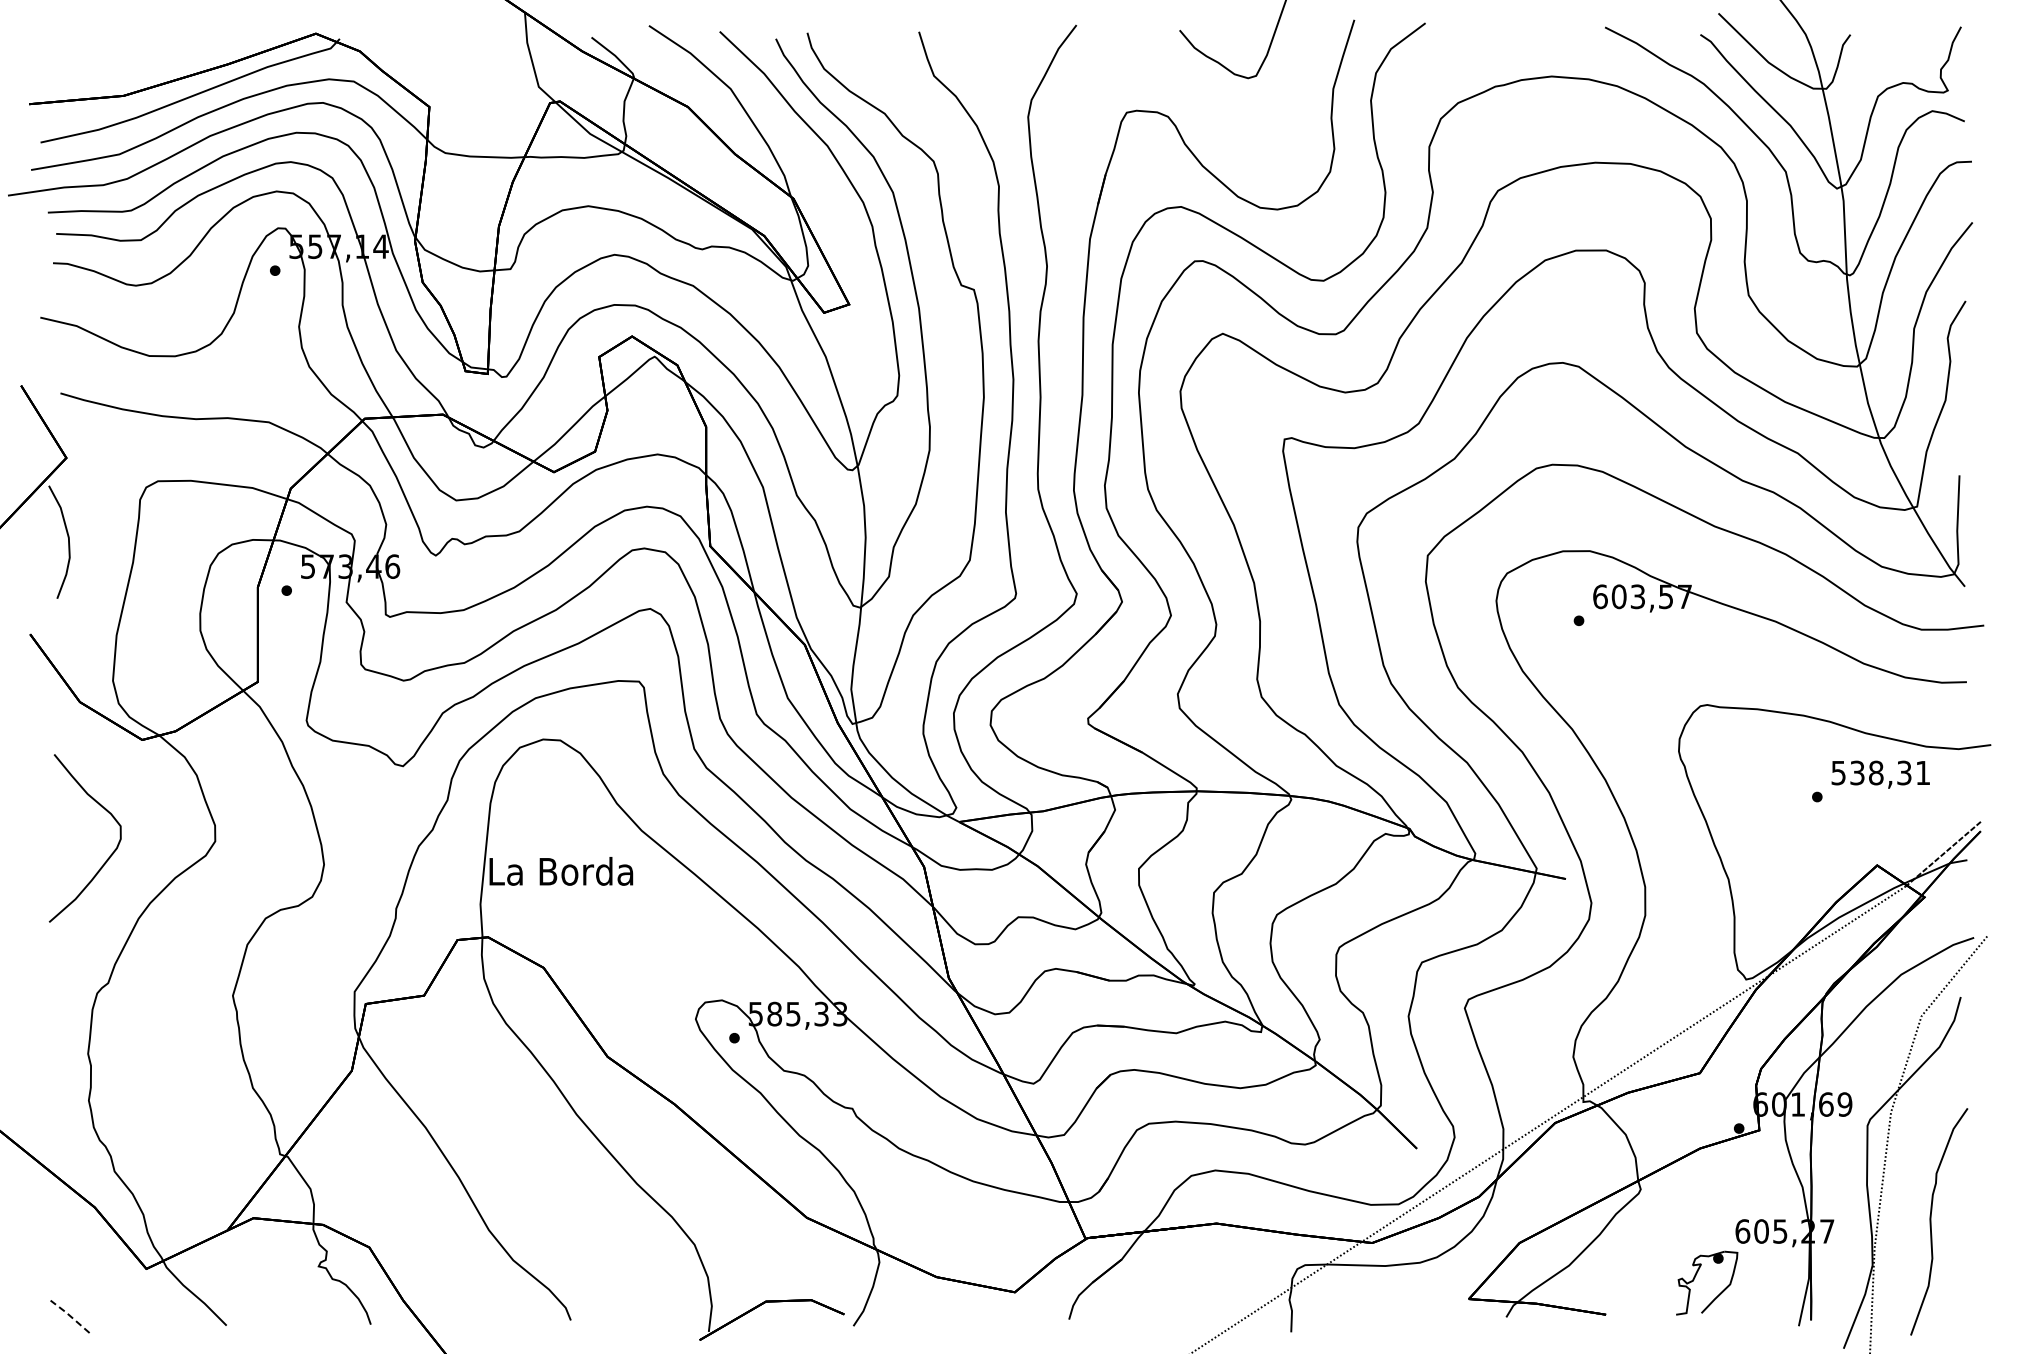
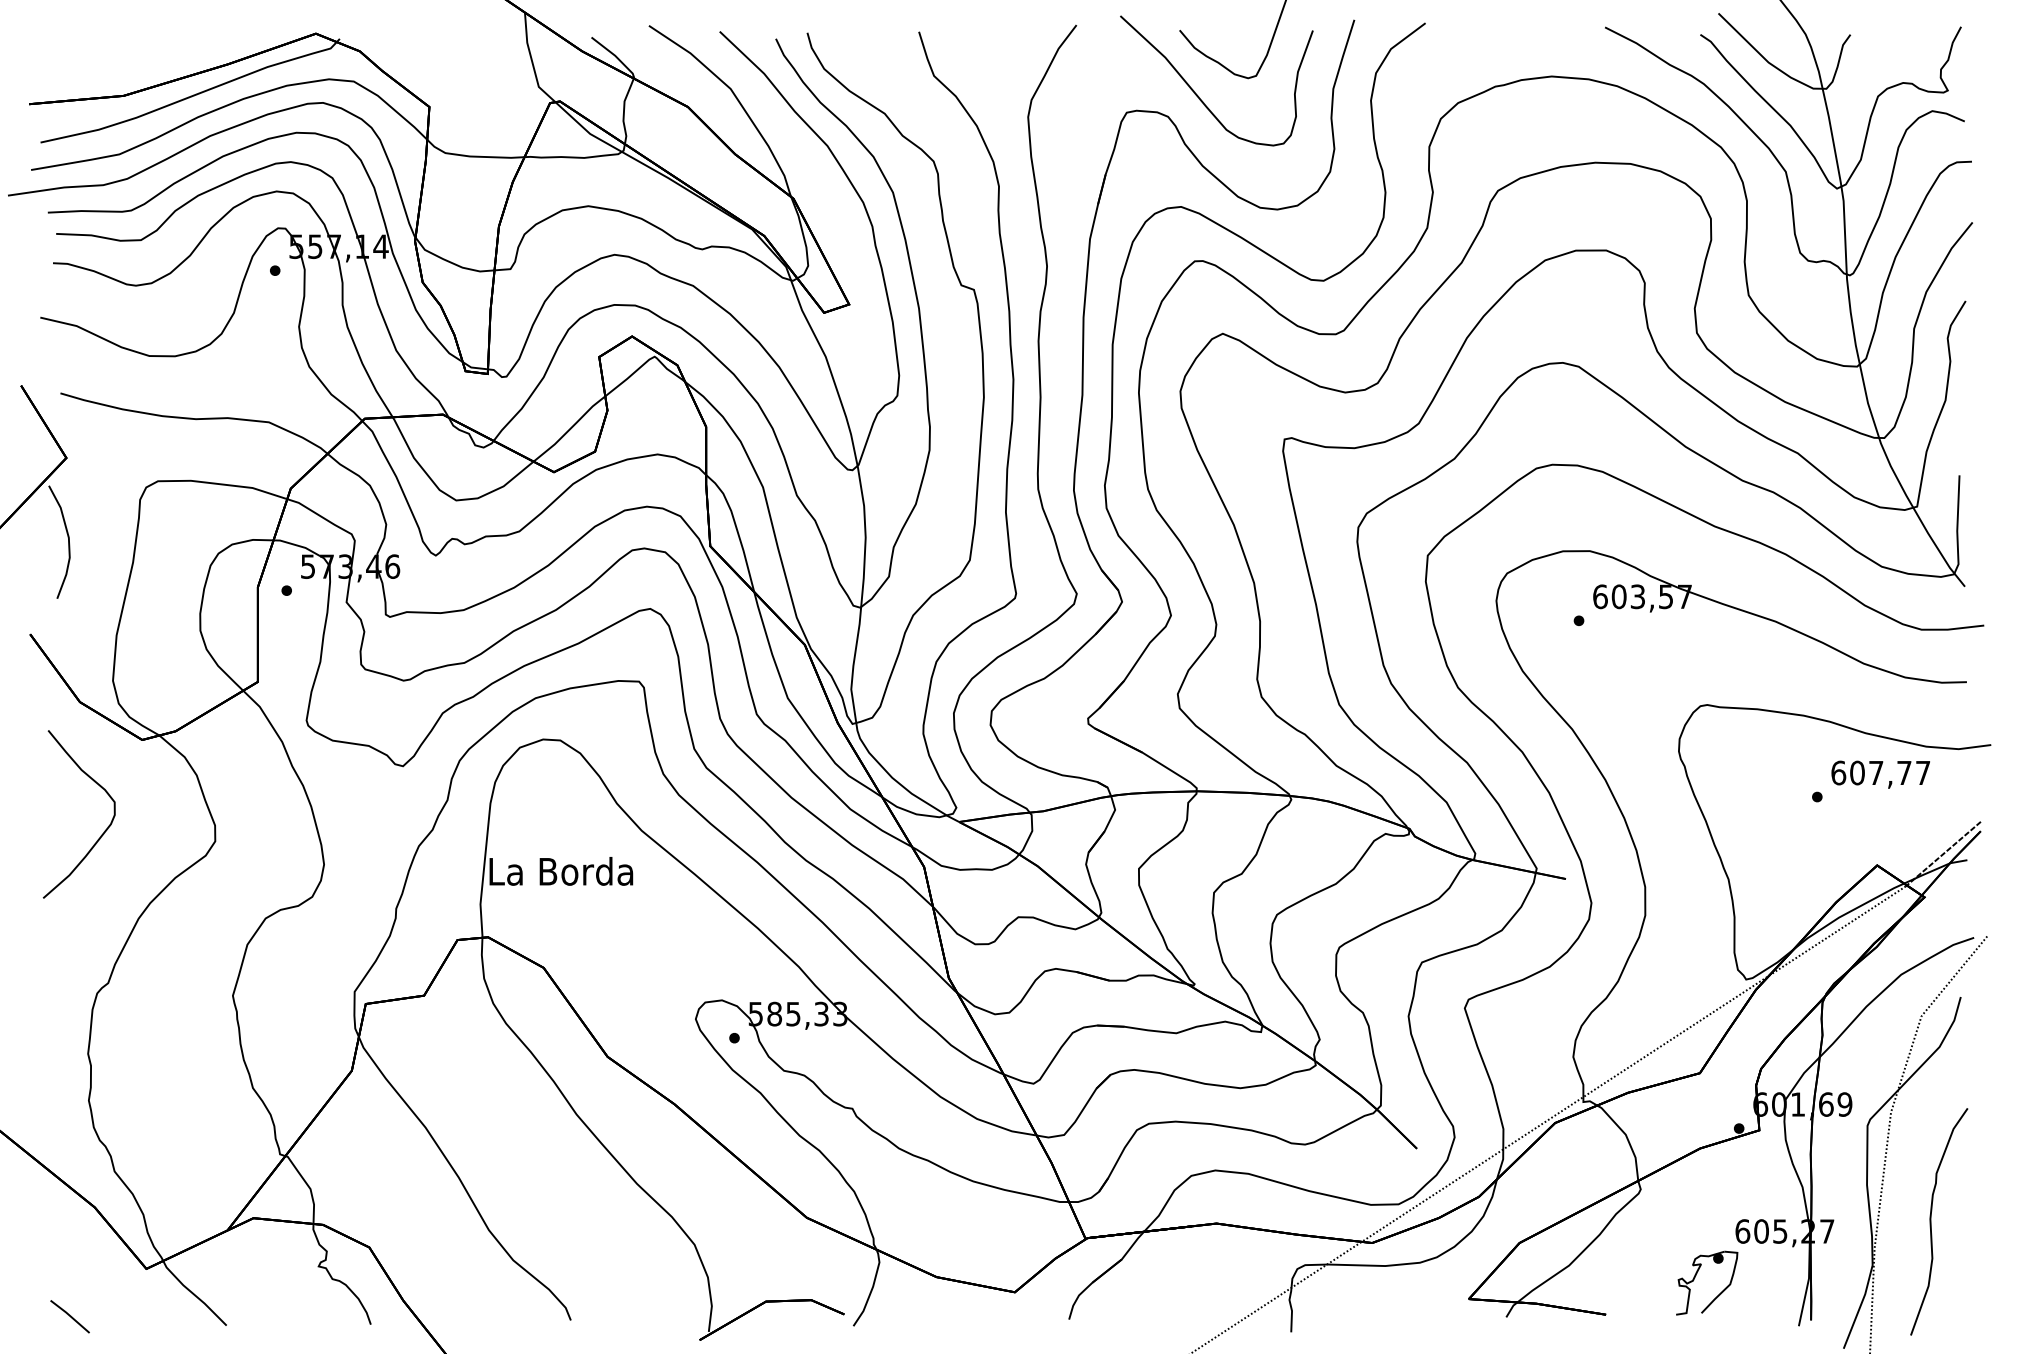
curve: none -> present (1199, 96)
text: 538,31 -> 607,77 (1880, 772)
curve position: (106, 859) -> (100, 835) (100, 835)
line: dashed -> solid (69, 1315)
